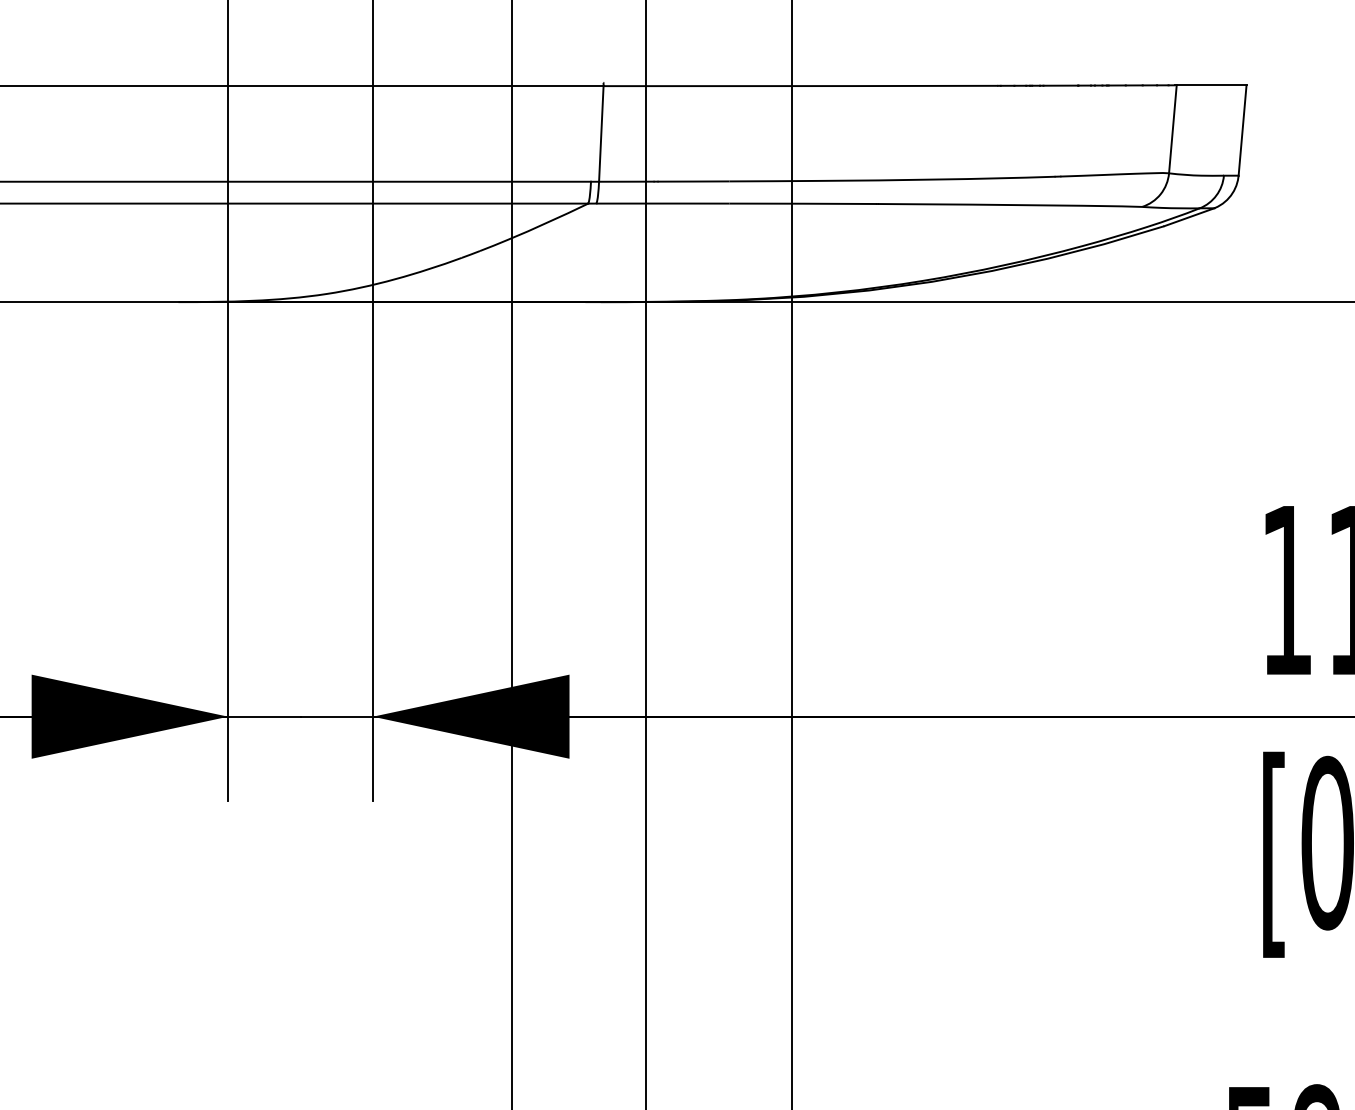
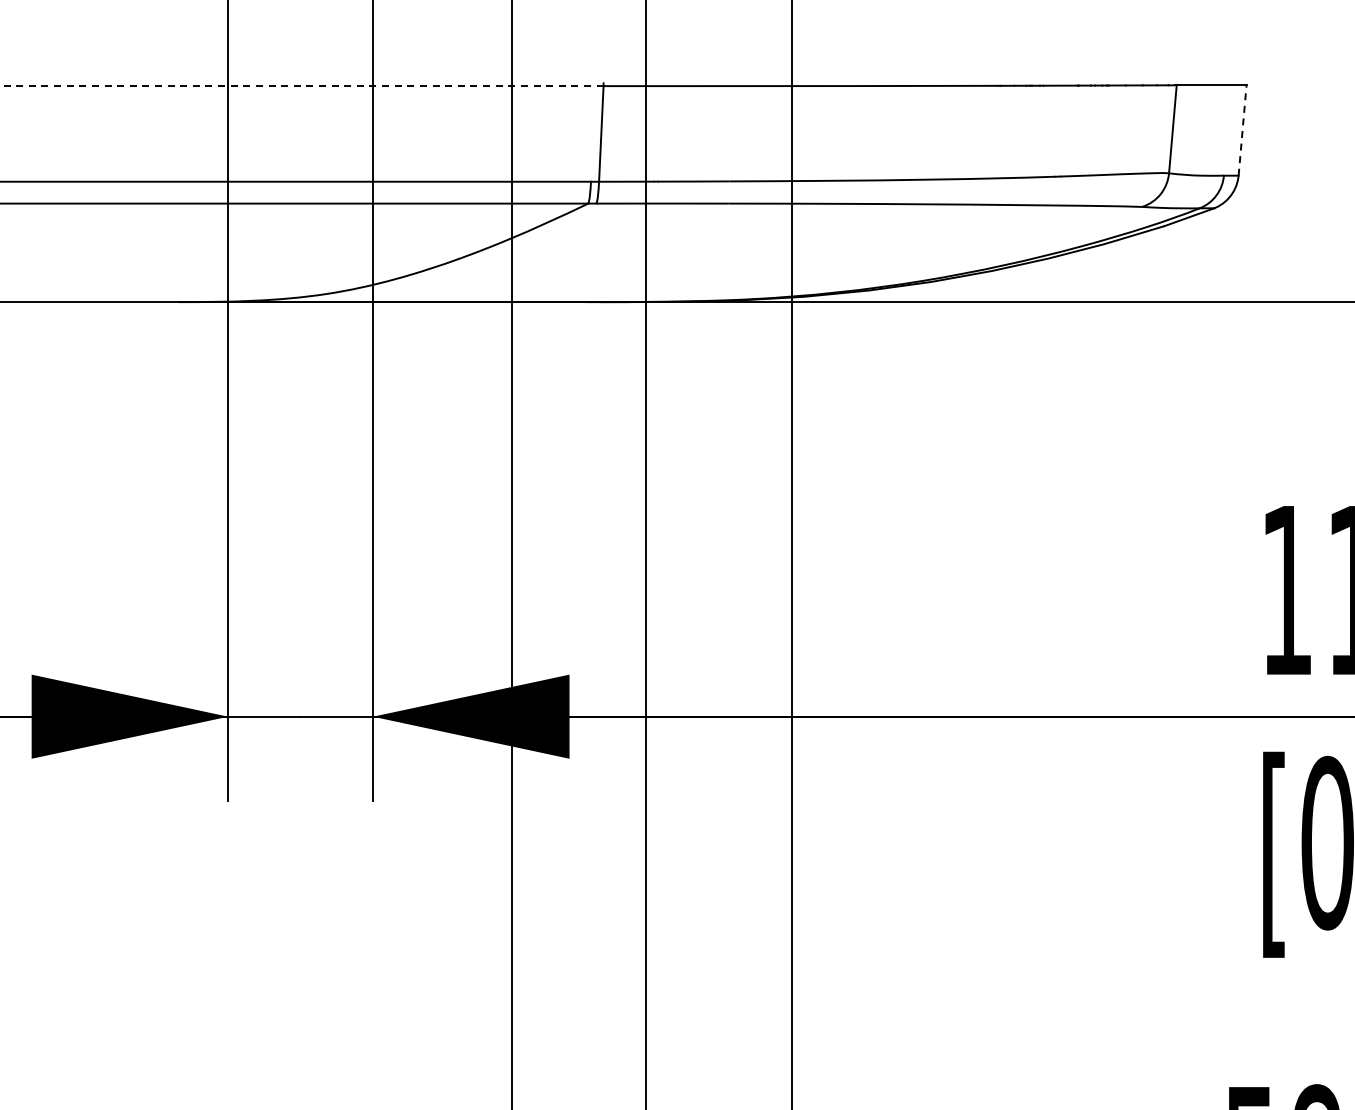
line: solid -> dashed (301, 86)
line: solid -> dashed (1242, 130)
